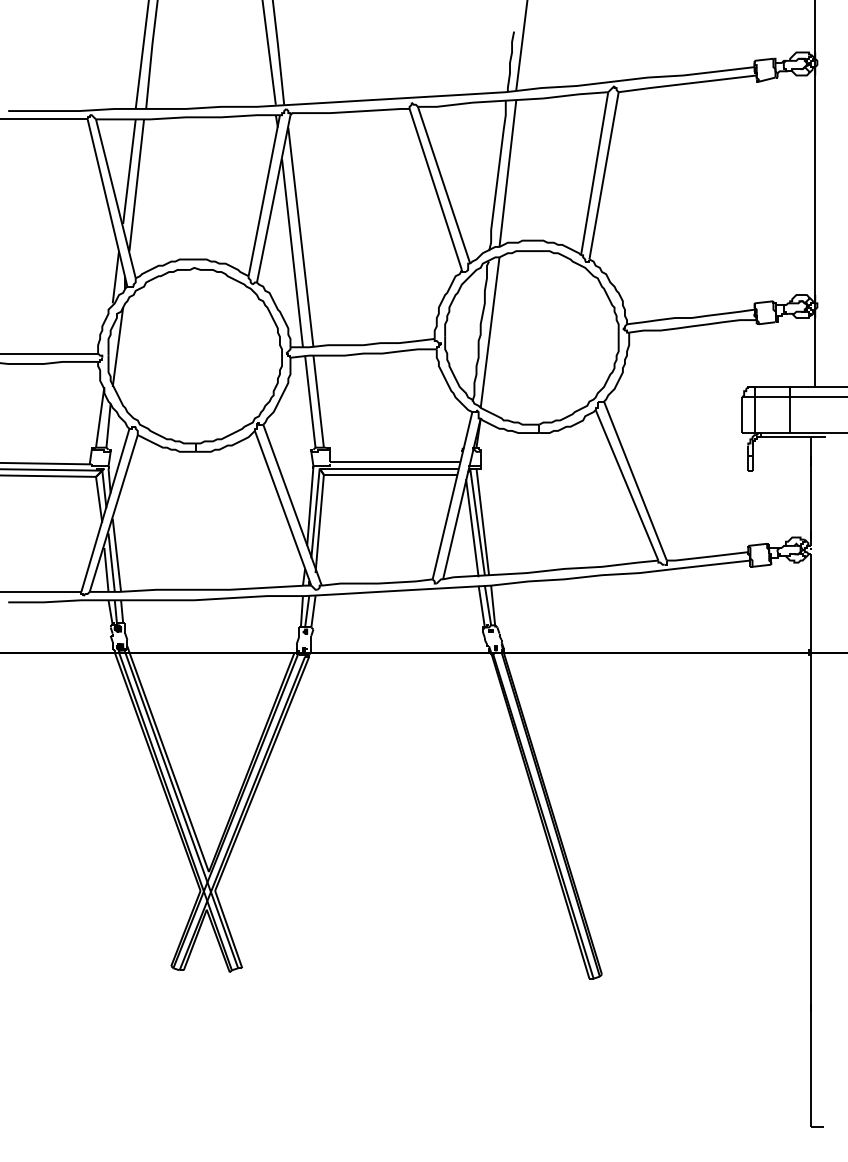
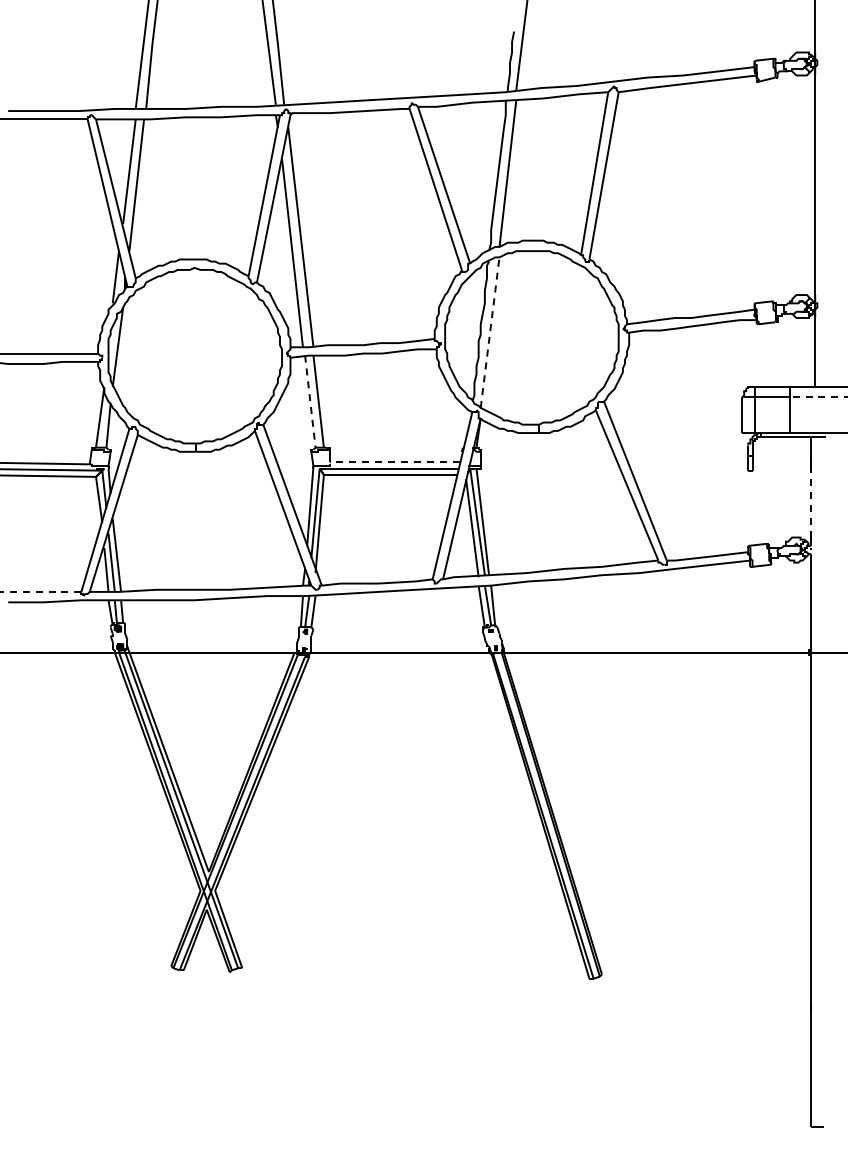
line: solid -> dashed (490, 332)
line: solid -> dashed (819, 397)
line: solid -> dashed (310, 402)
line: solid -> dashed (394, 462)
line: solid -> dashed (811, 499)
line: solid -> dashed (40, 591)
